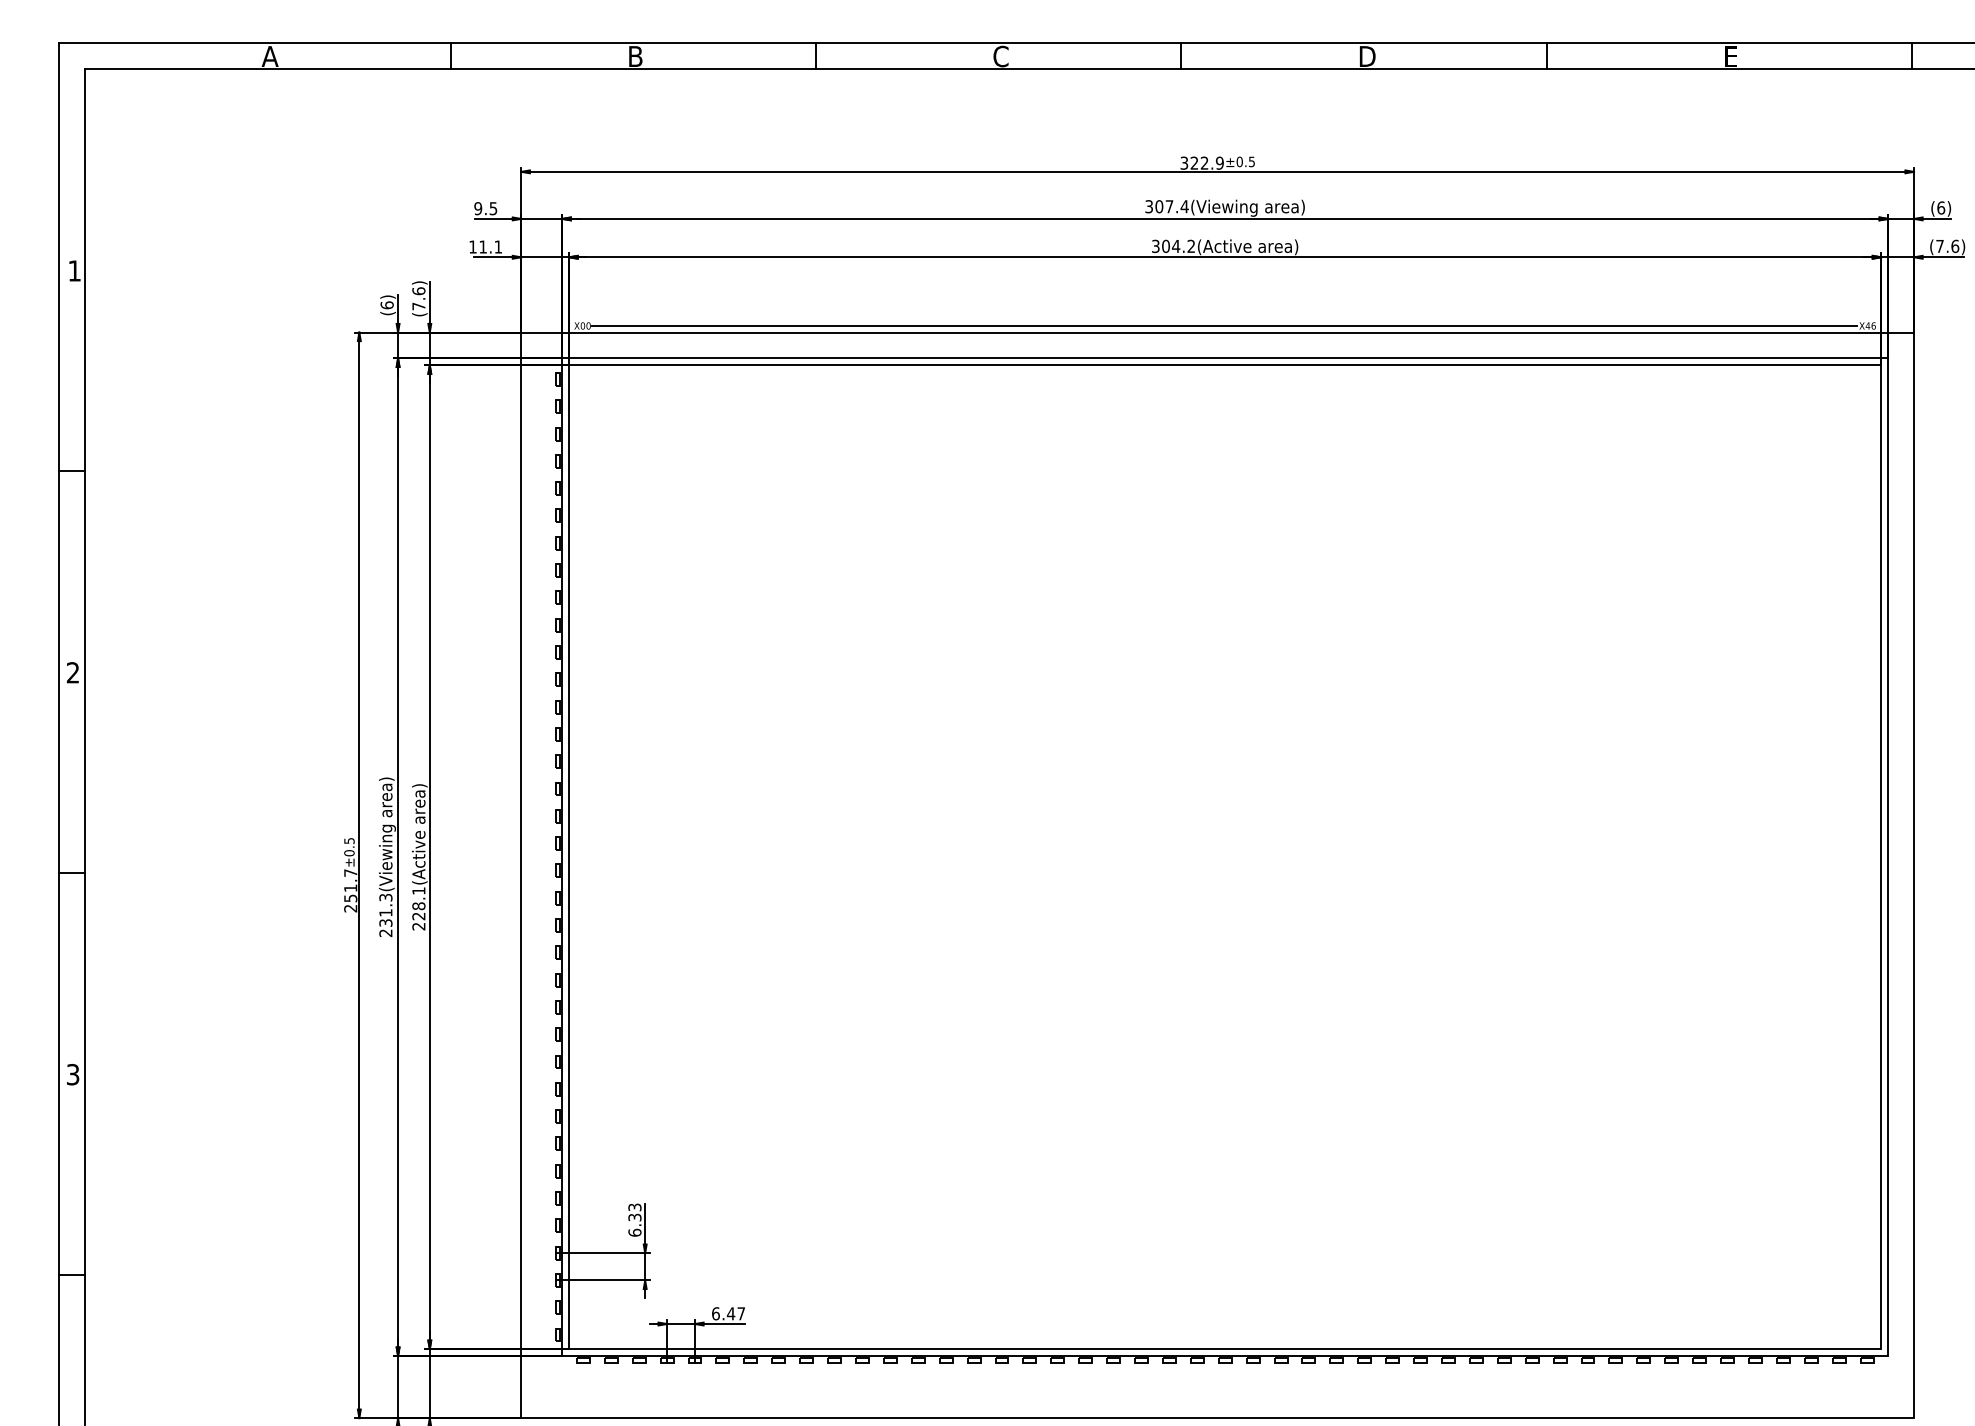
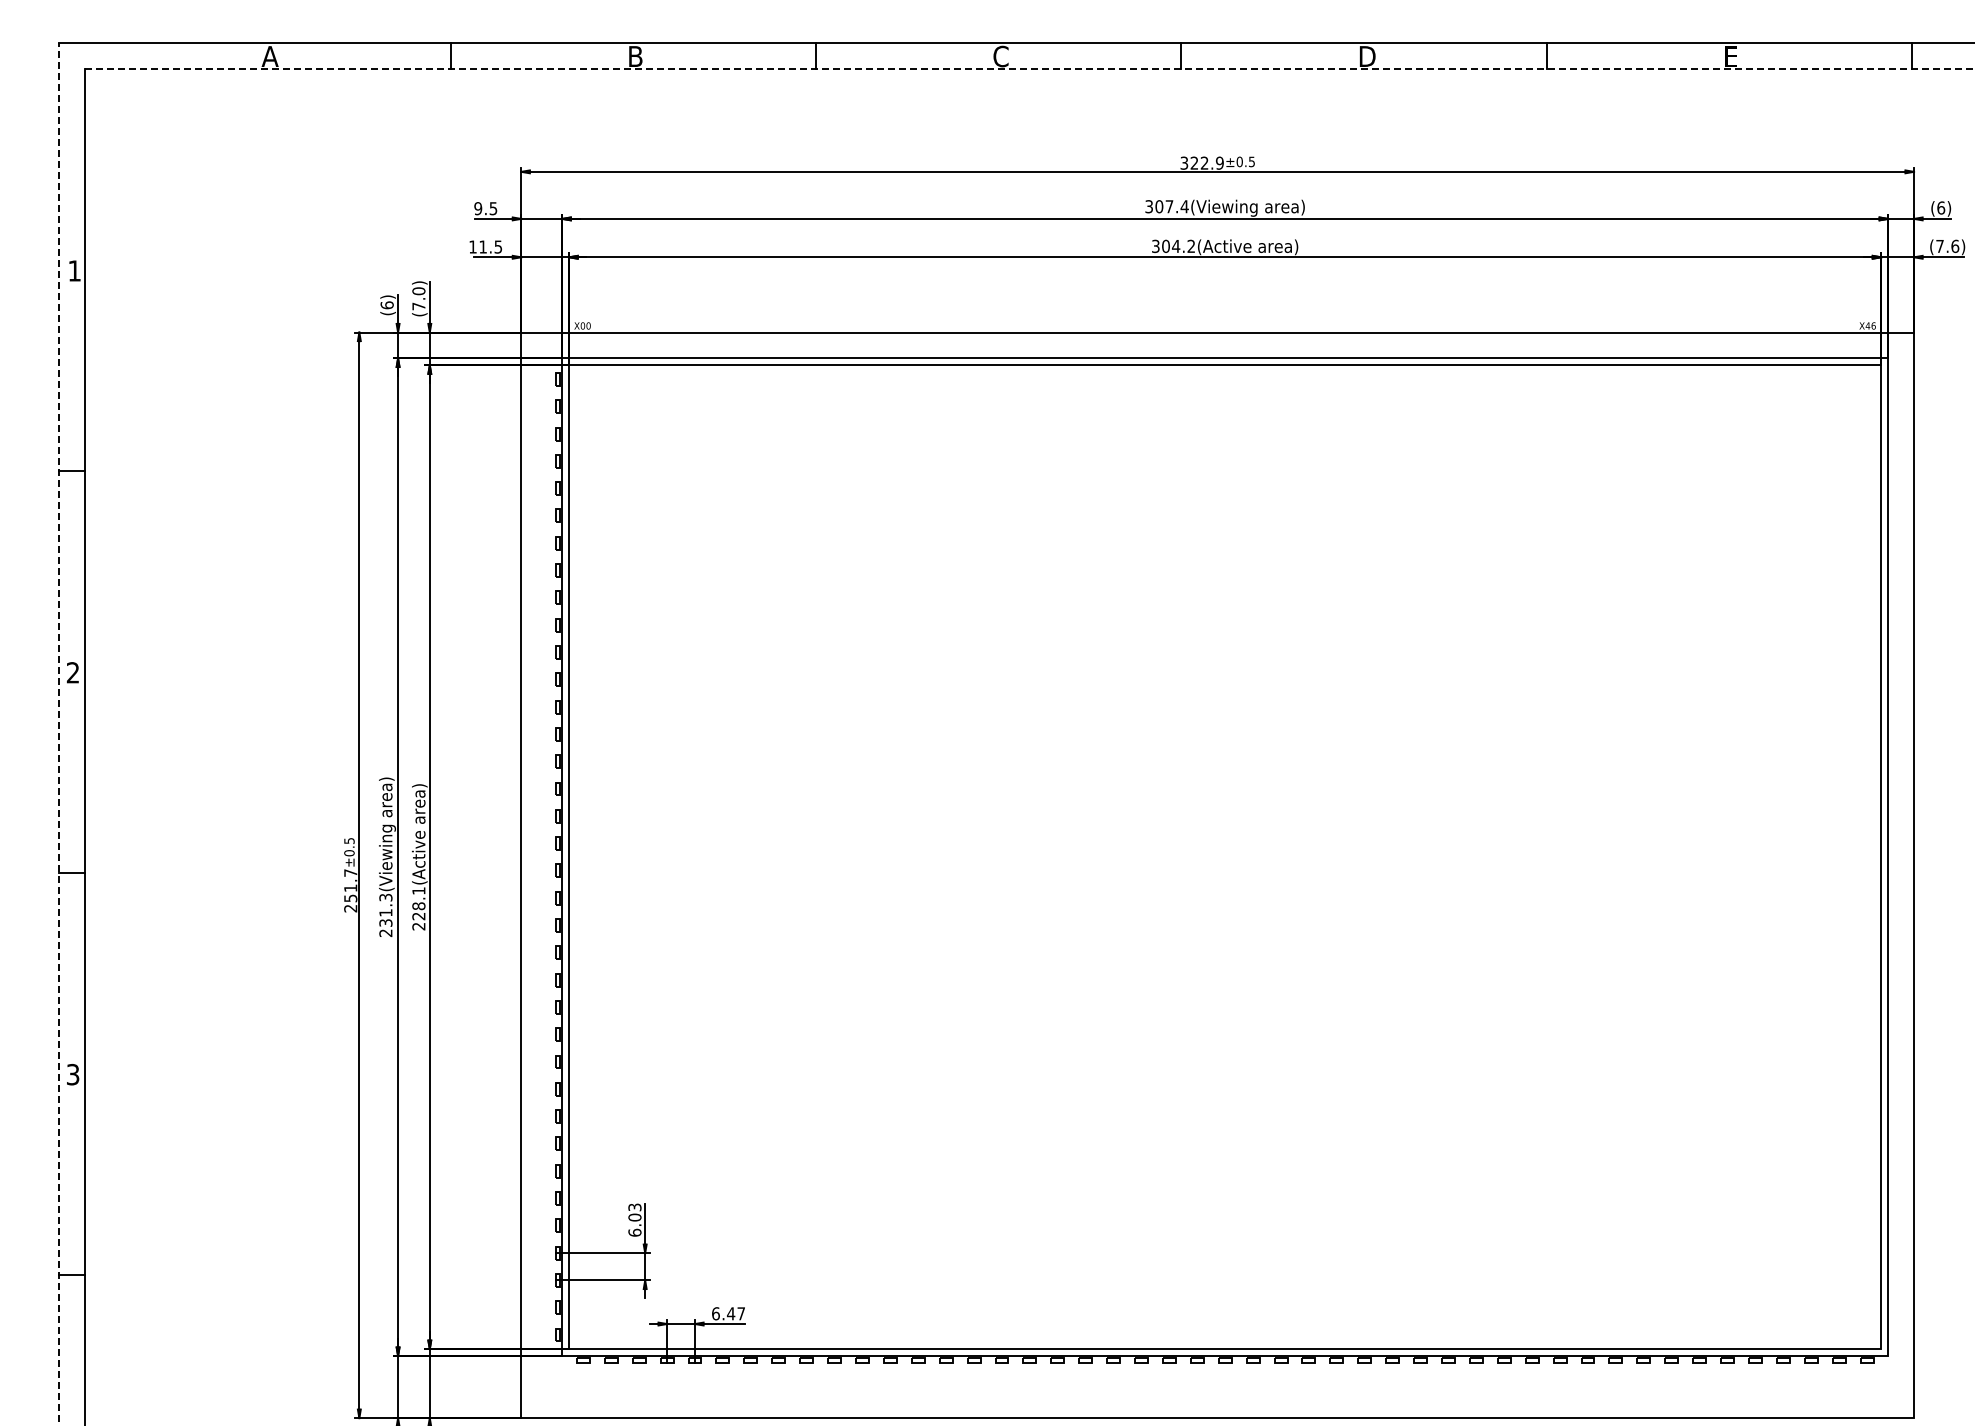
line: solid -> dashed (1030, 68)
text: 11.1 -> 11.5 (498, 246)
text: (7.6) -> (7.0) (418, 290)
line: present -> none (1223, 326)
line: solid -> dashed (59, 733)
text: 6.33 -> 6.03 (634, 1217)
